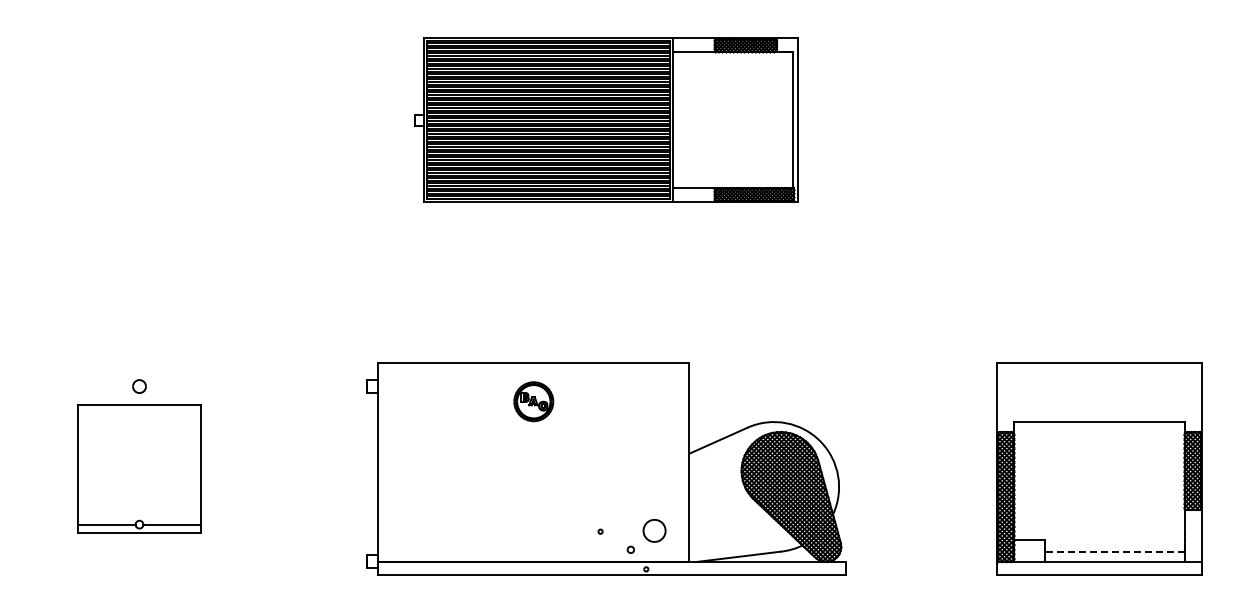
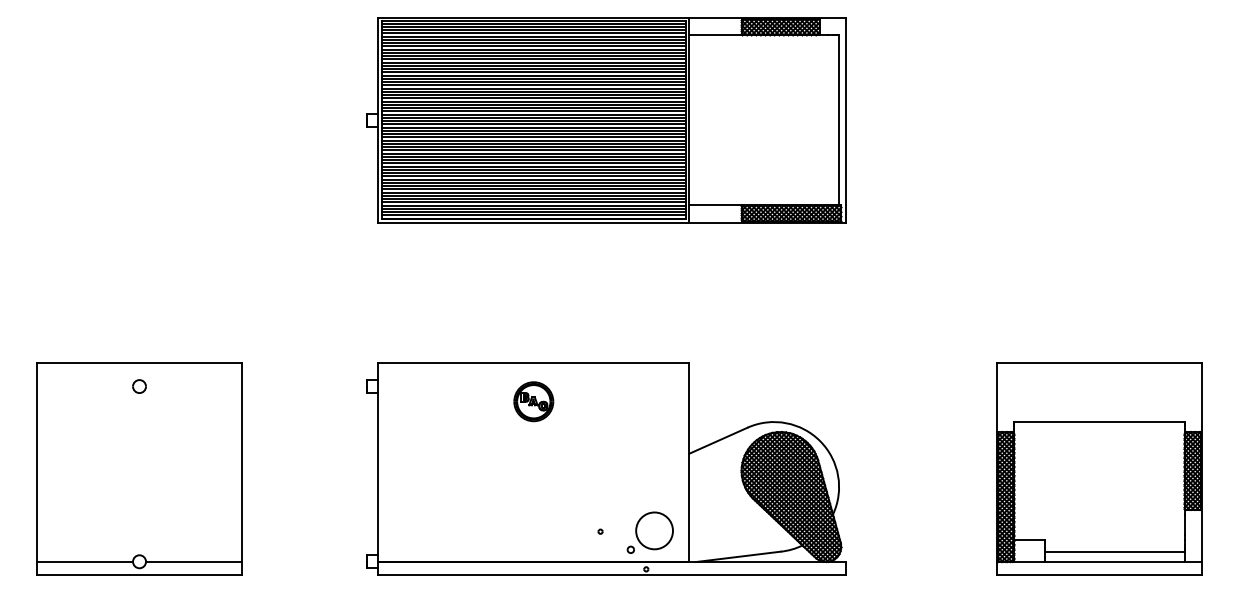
part size: 385x166 px -> 481x207 px (606, 120)
part size: 125x130 px -> 207x214 px (139, 468)
circle diameter: 22 px -> 37 px (654, 530)
line: dashed -> solid (1114, 551)
